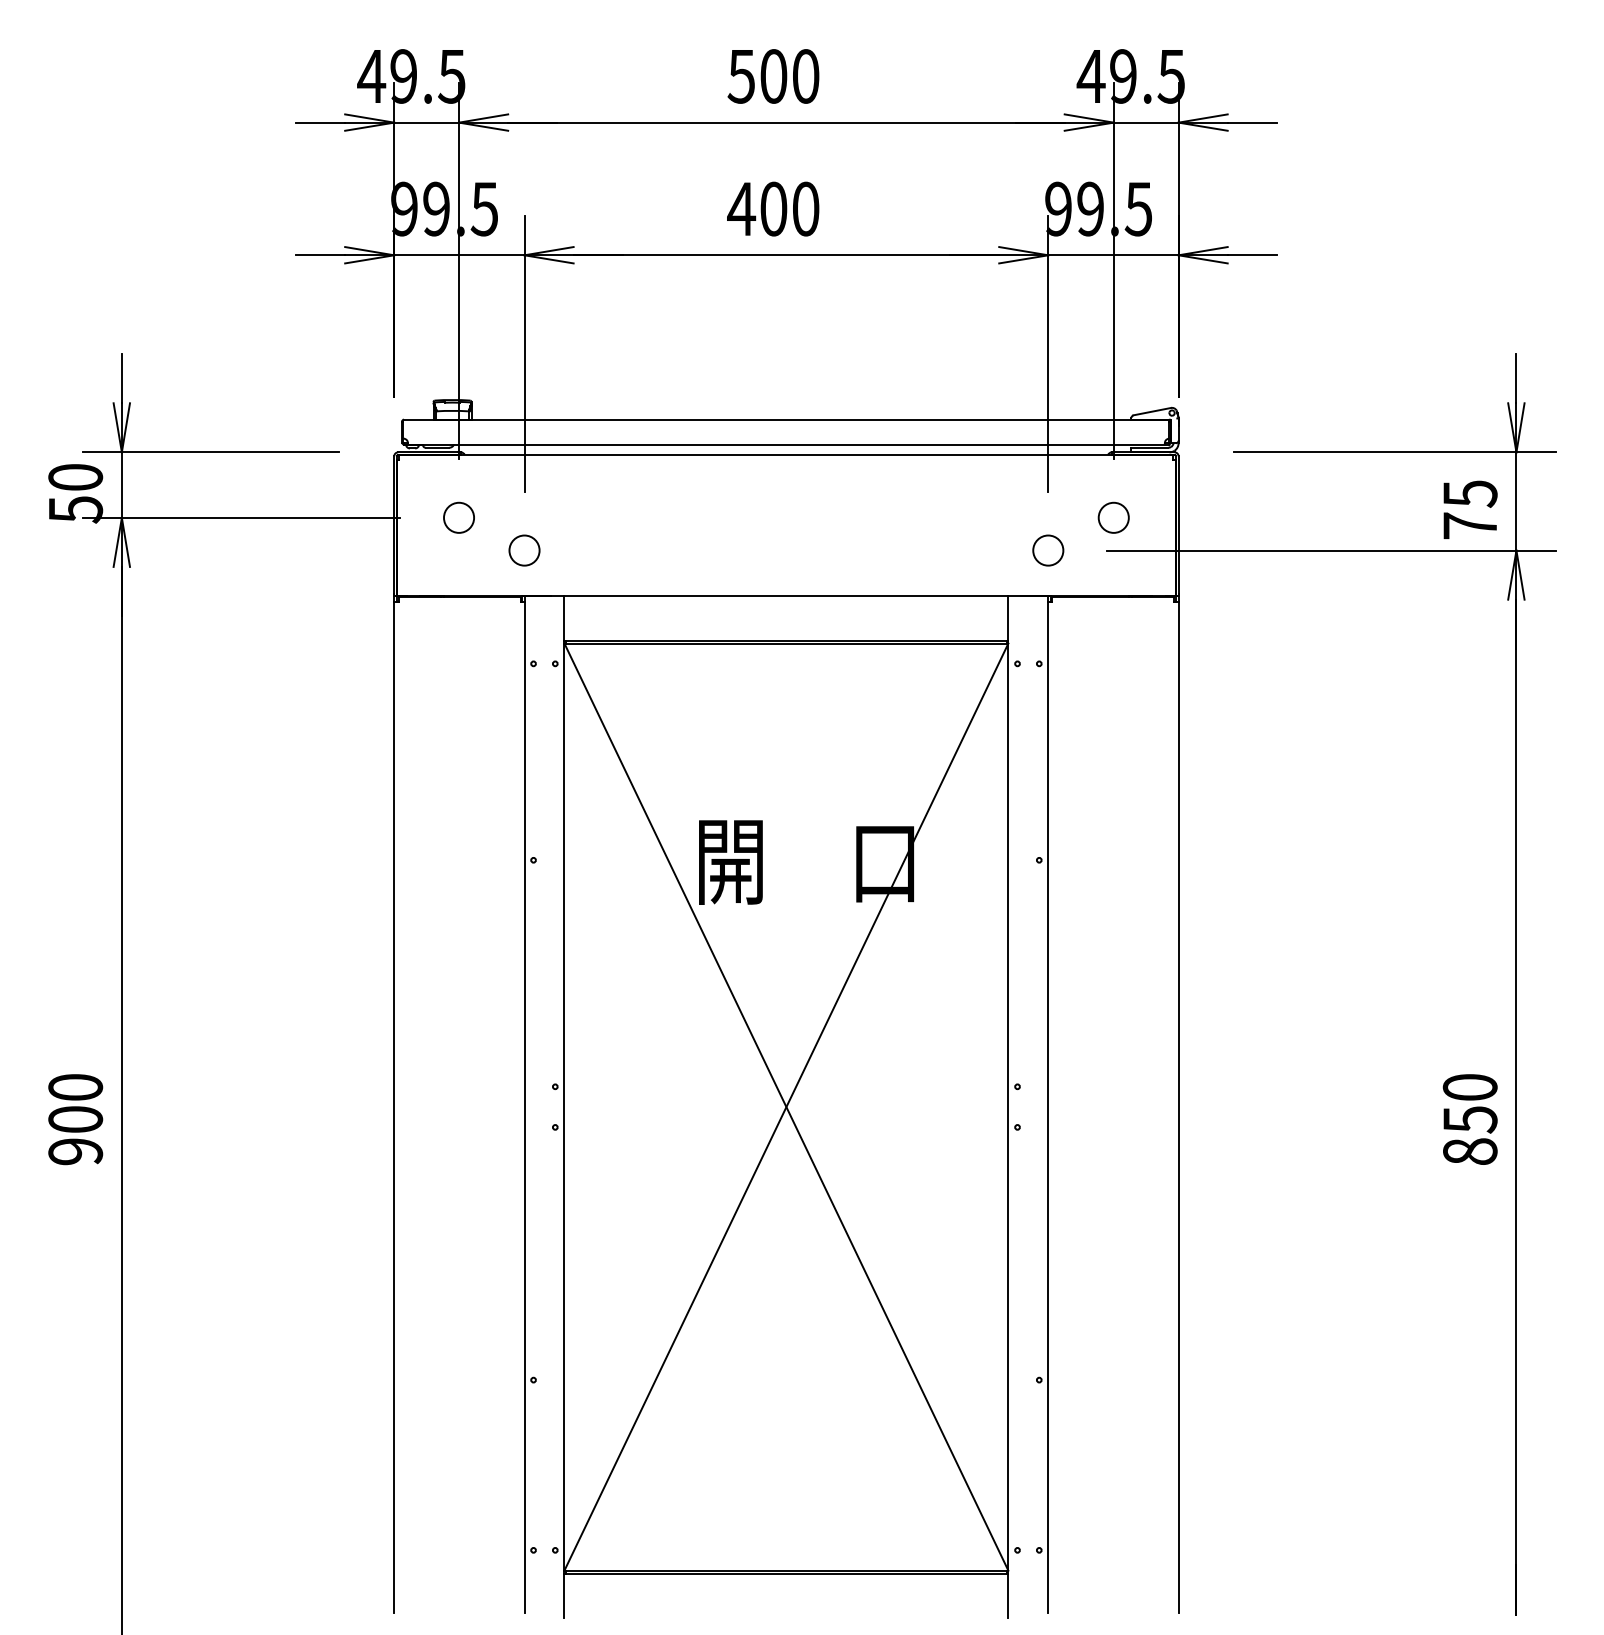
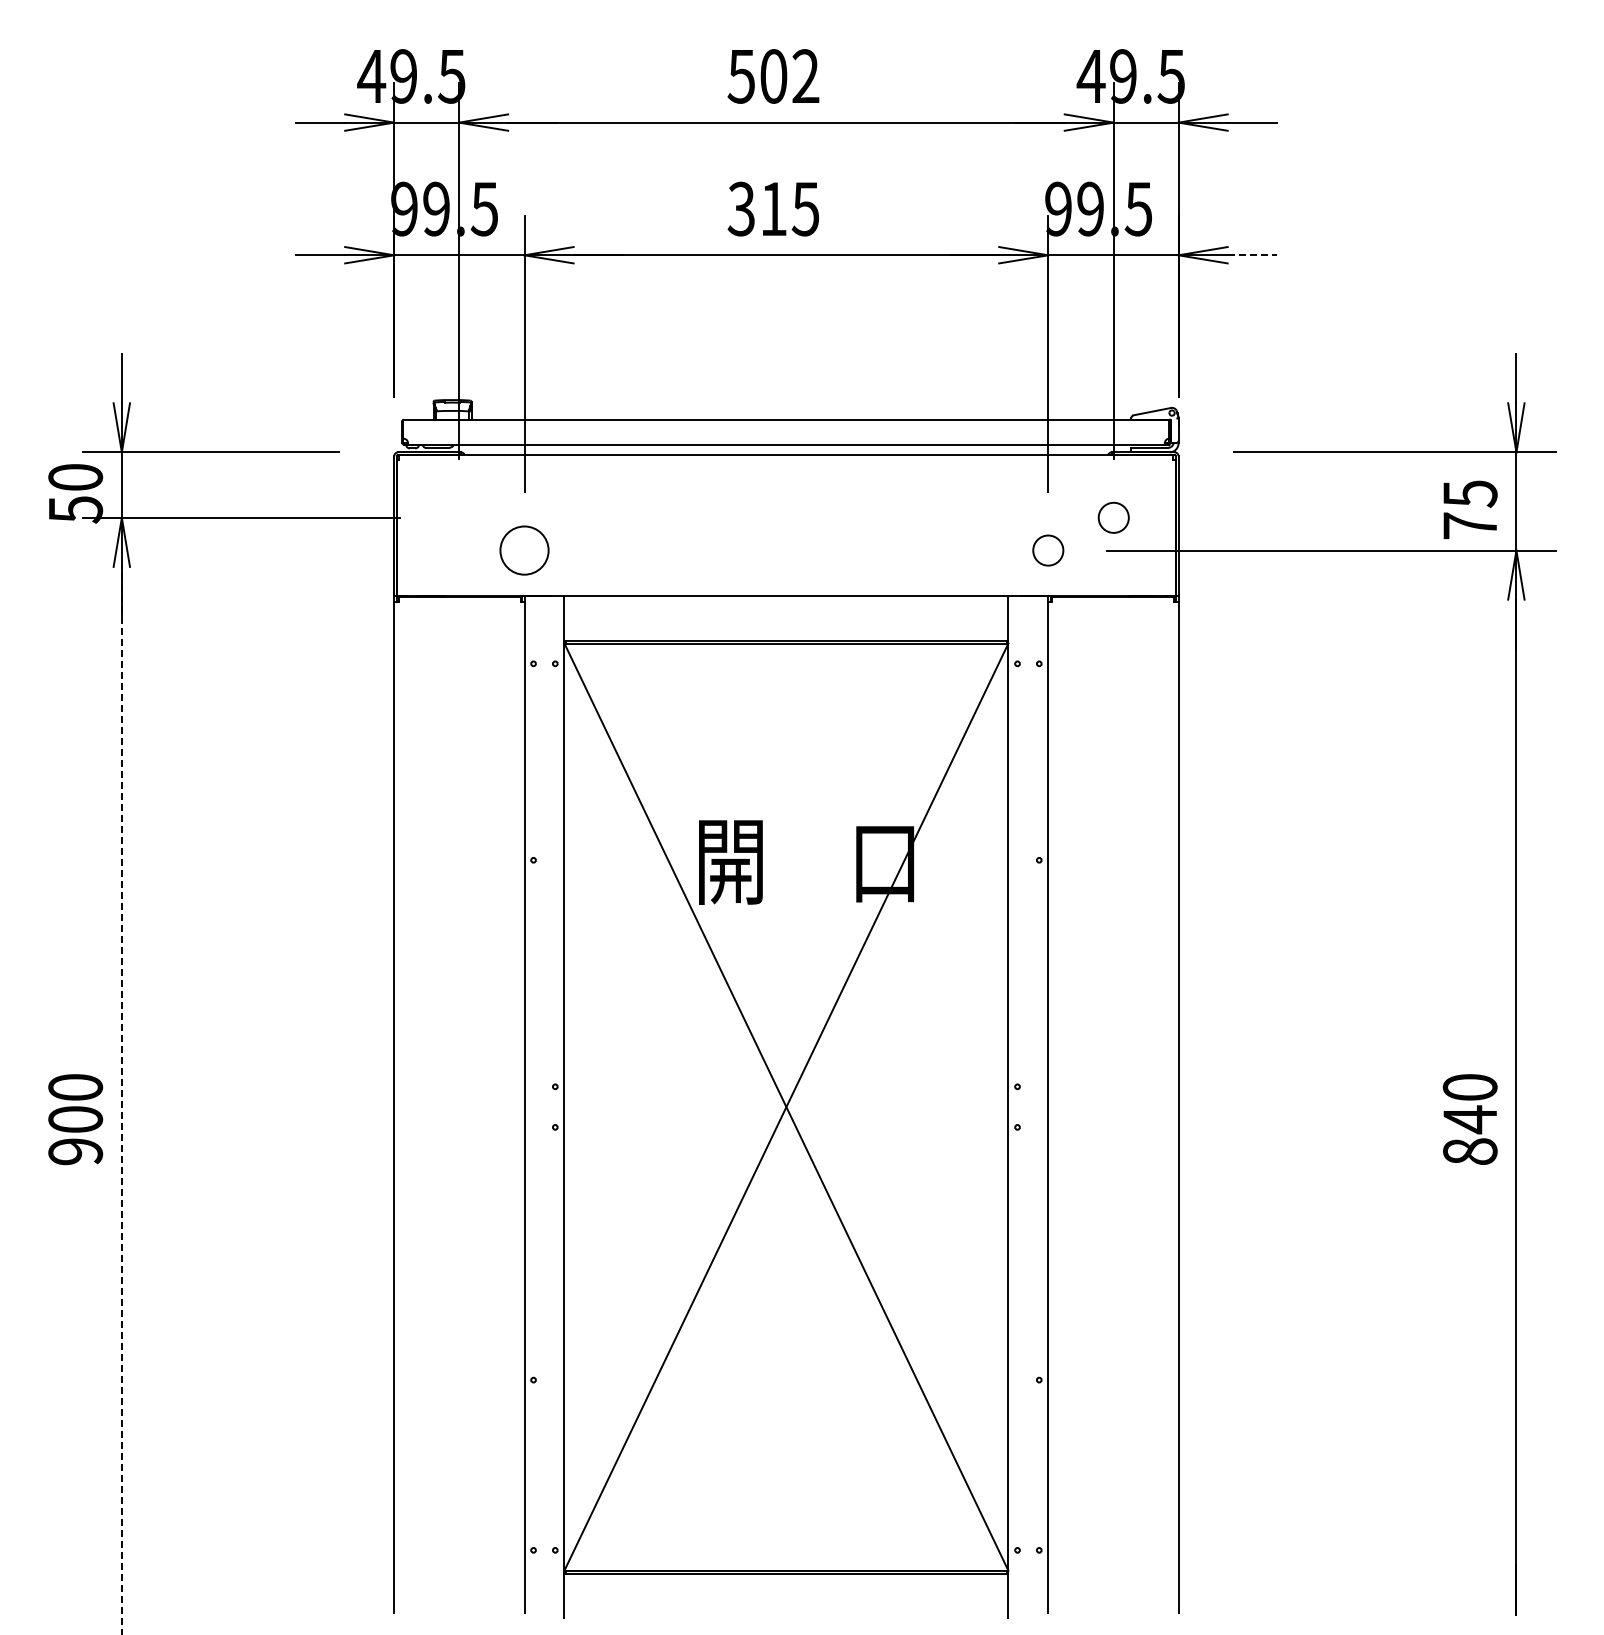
text: 500 -> 502 (805, 76)
text: 400 -> 315 (773, 208)
line: solid -> dashed (1252, 255)
circle: present -> none (458, 517)
circle diameter: 30 px -> 48 px (524, 550)
line: solid -> dashed (121, 1100)
text: 850 -> 840 (1470, 1119)
